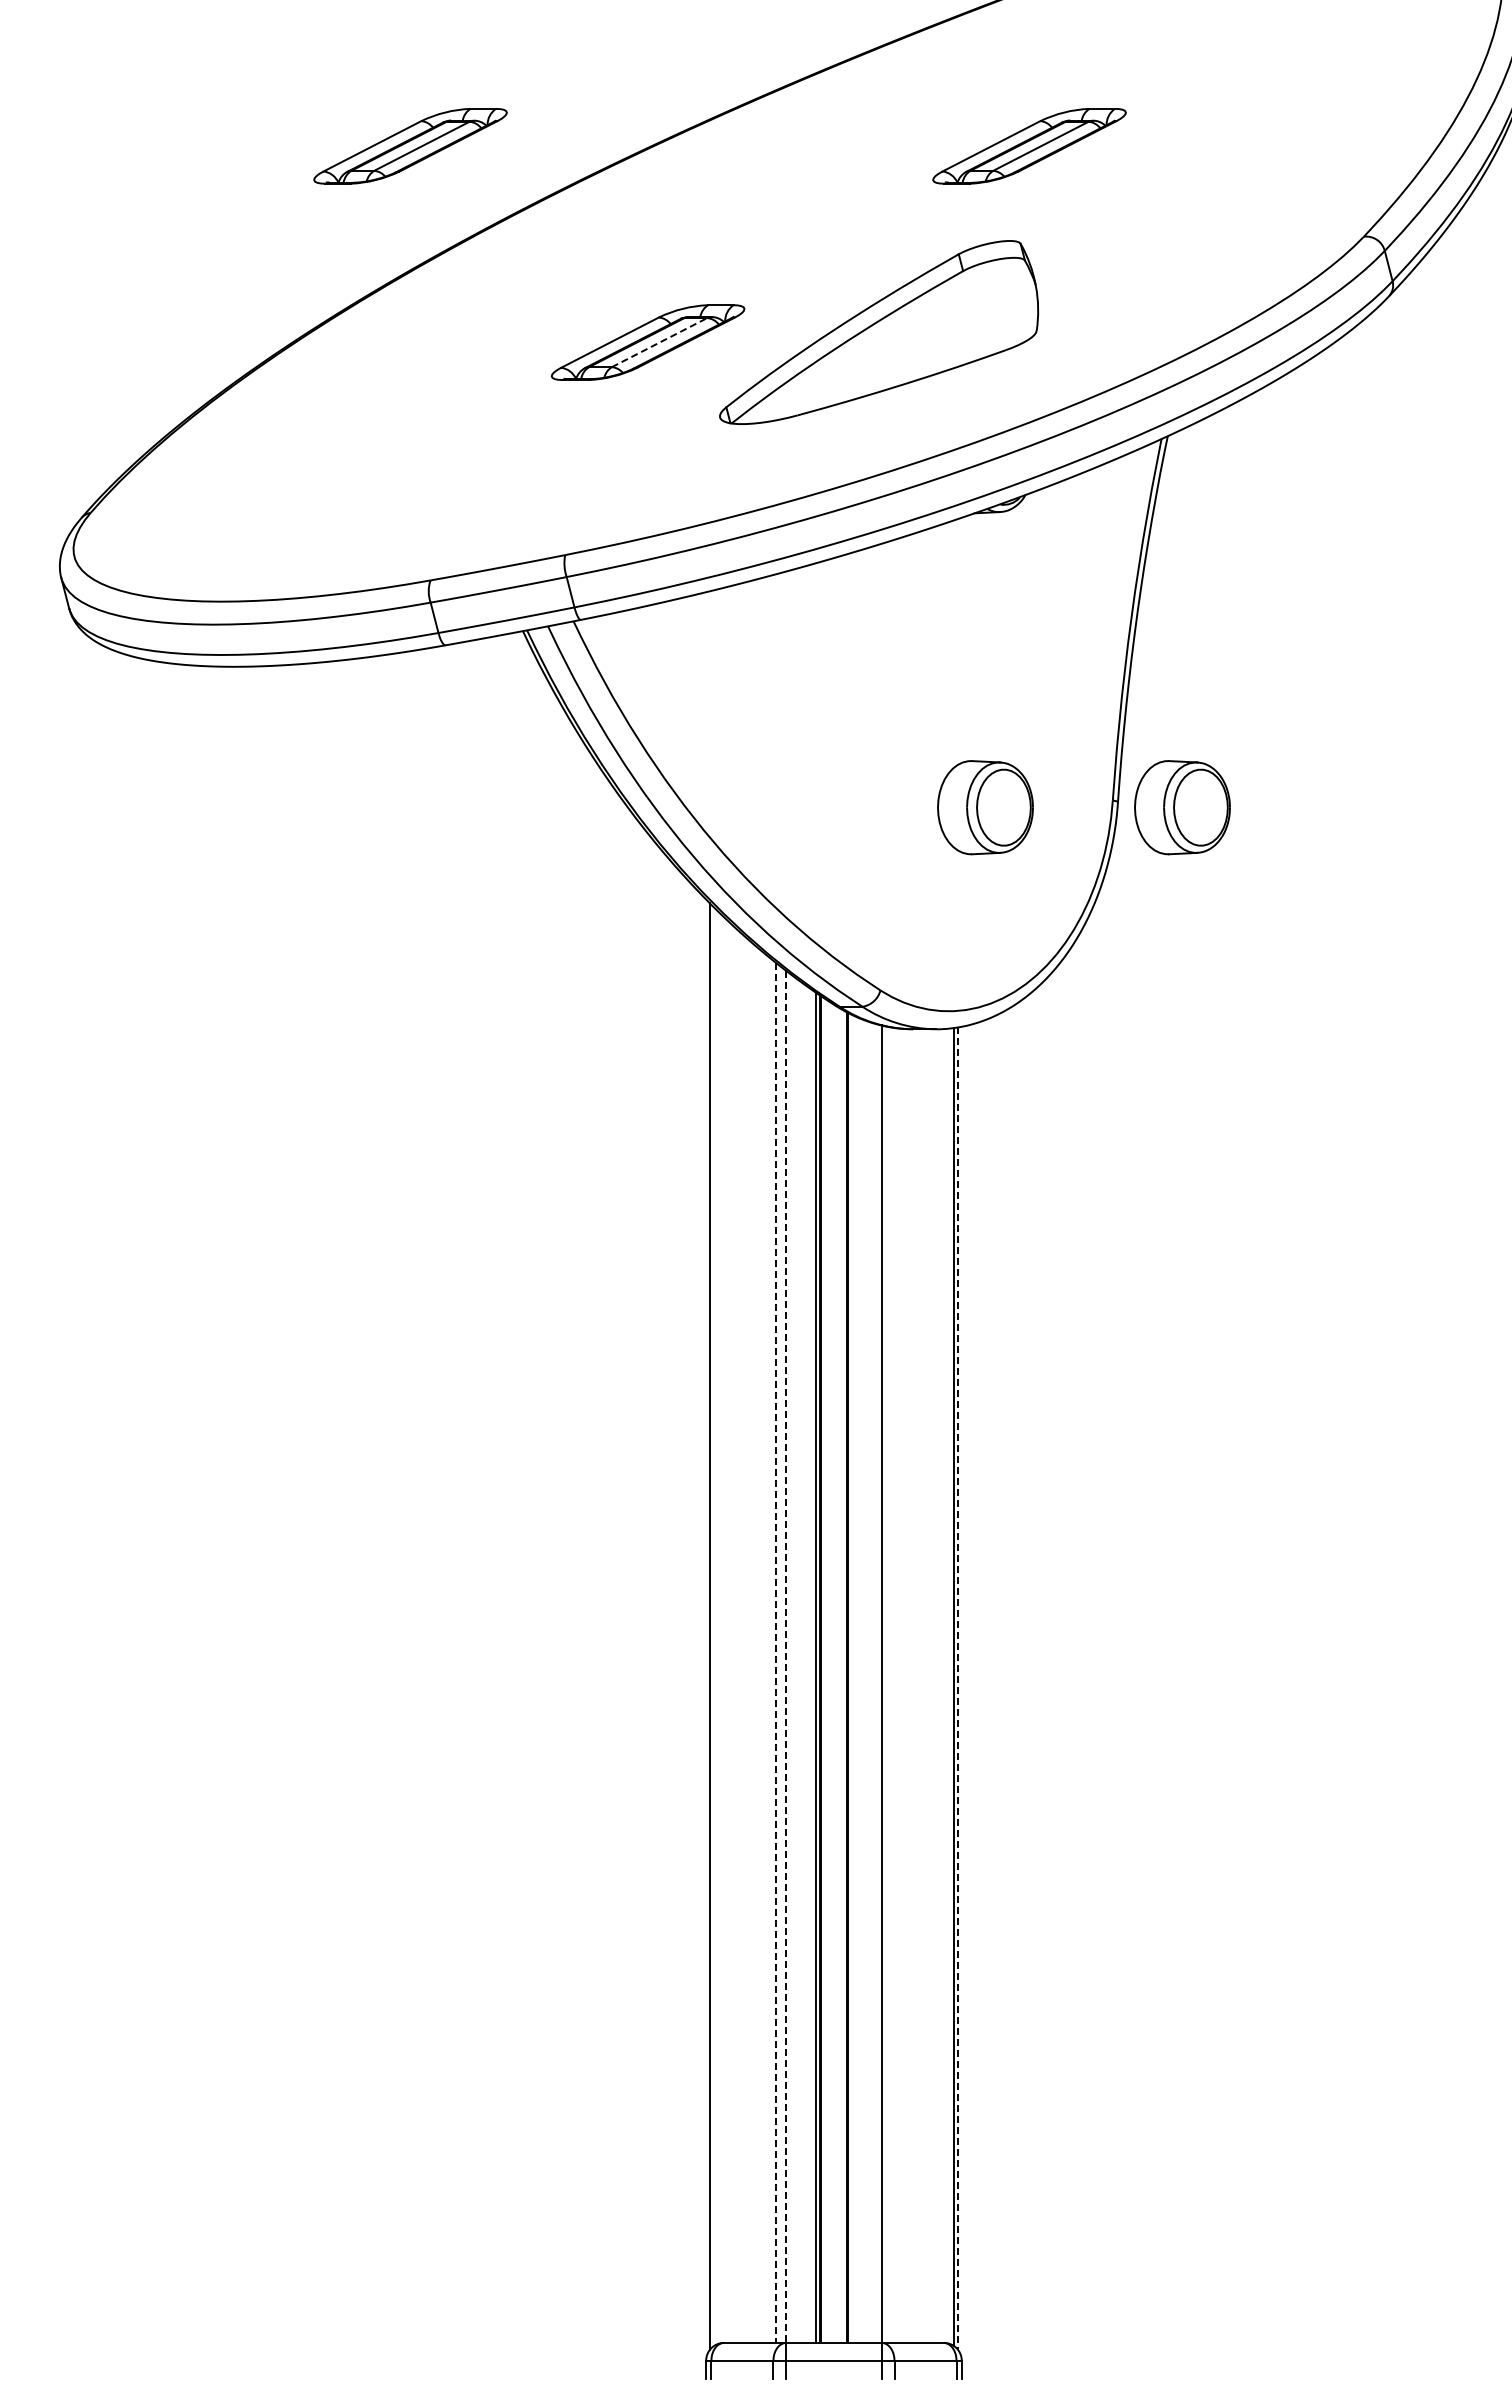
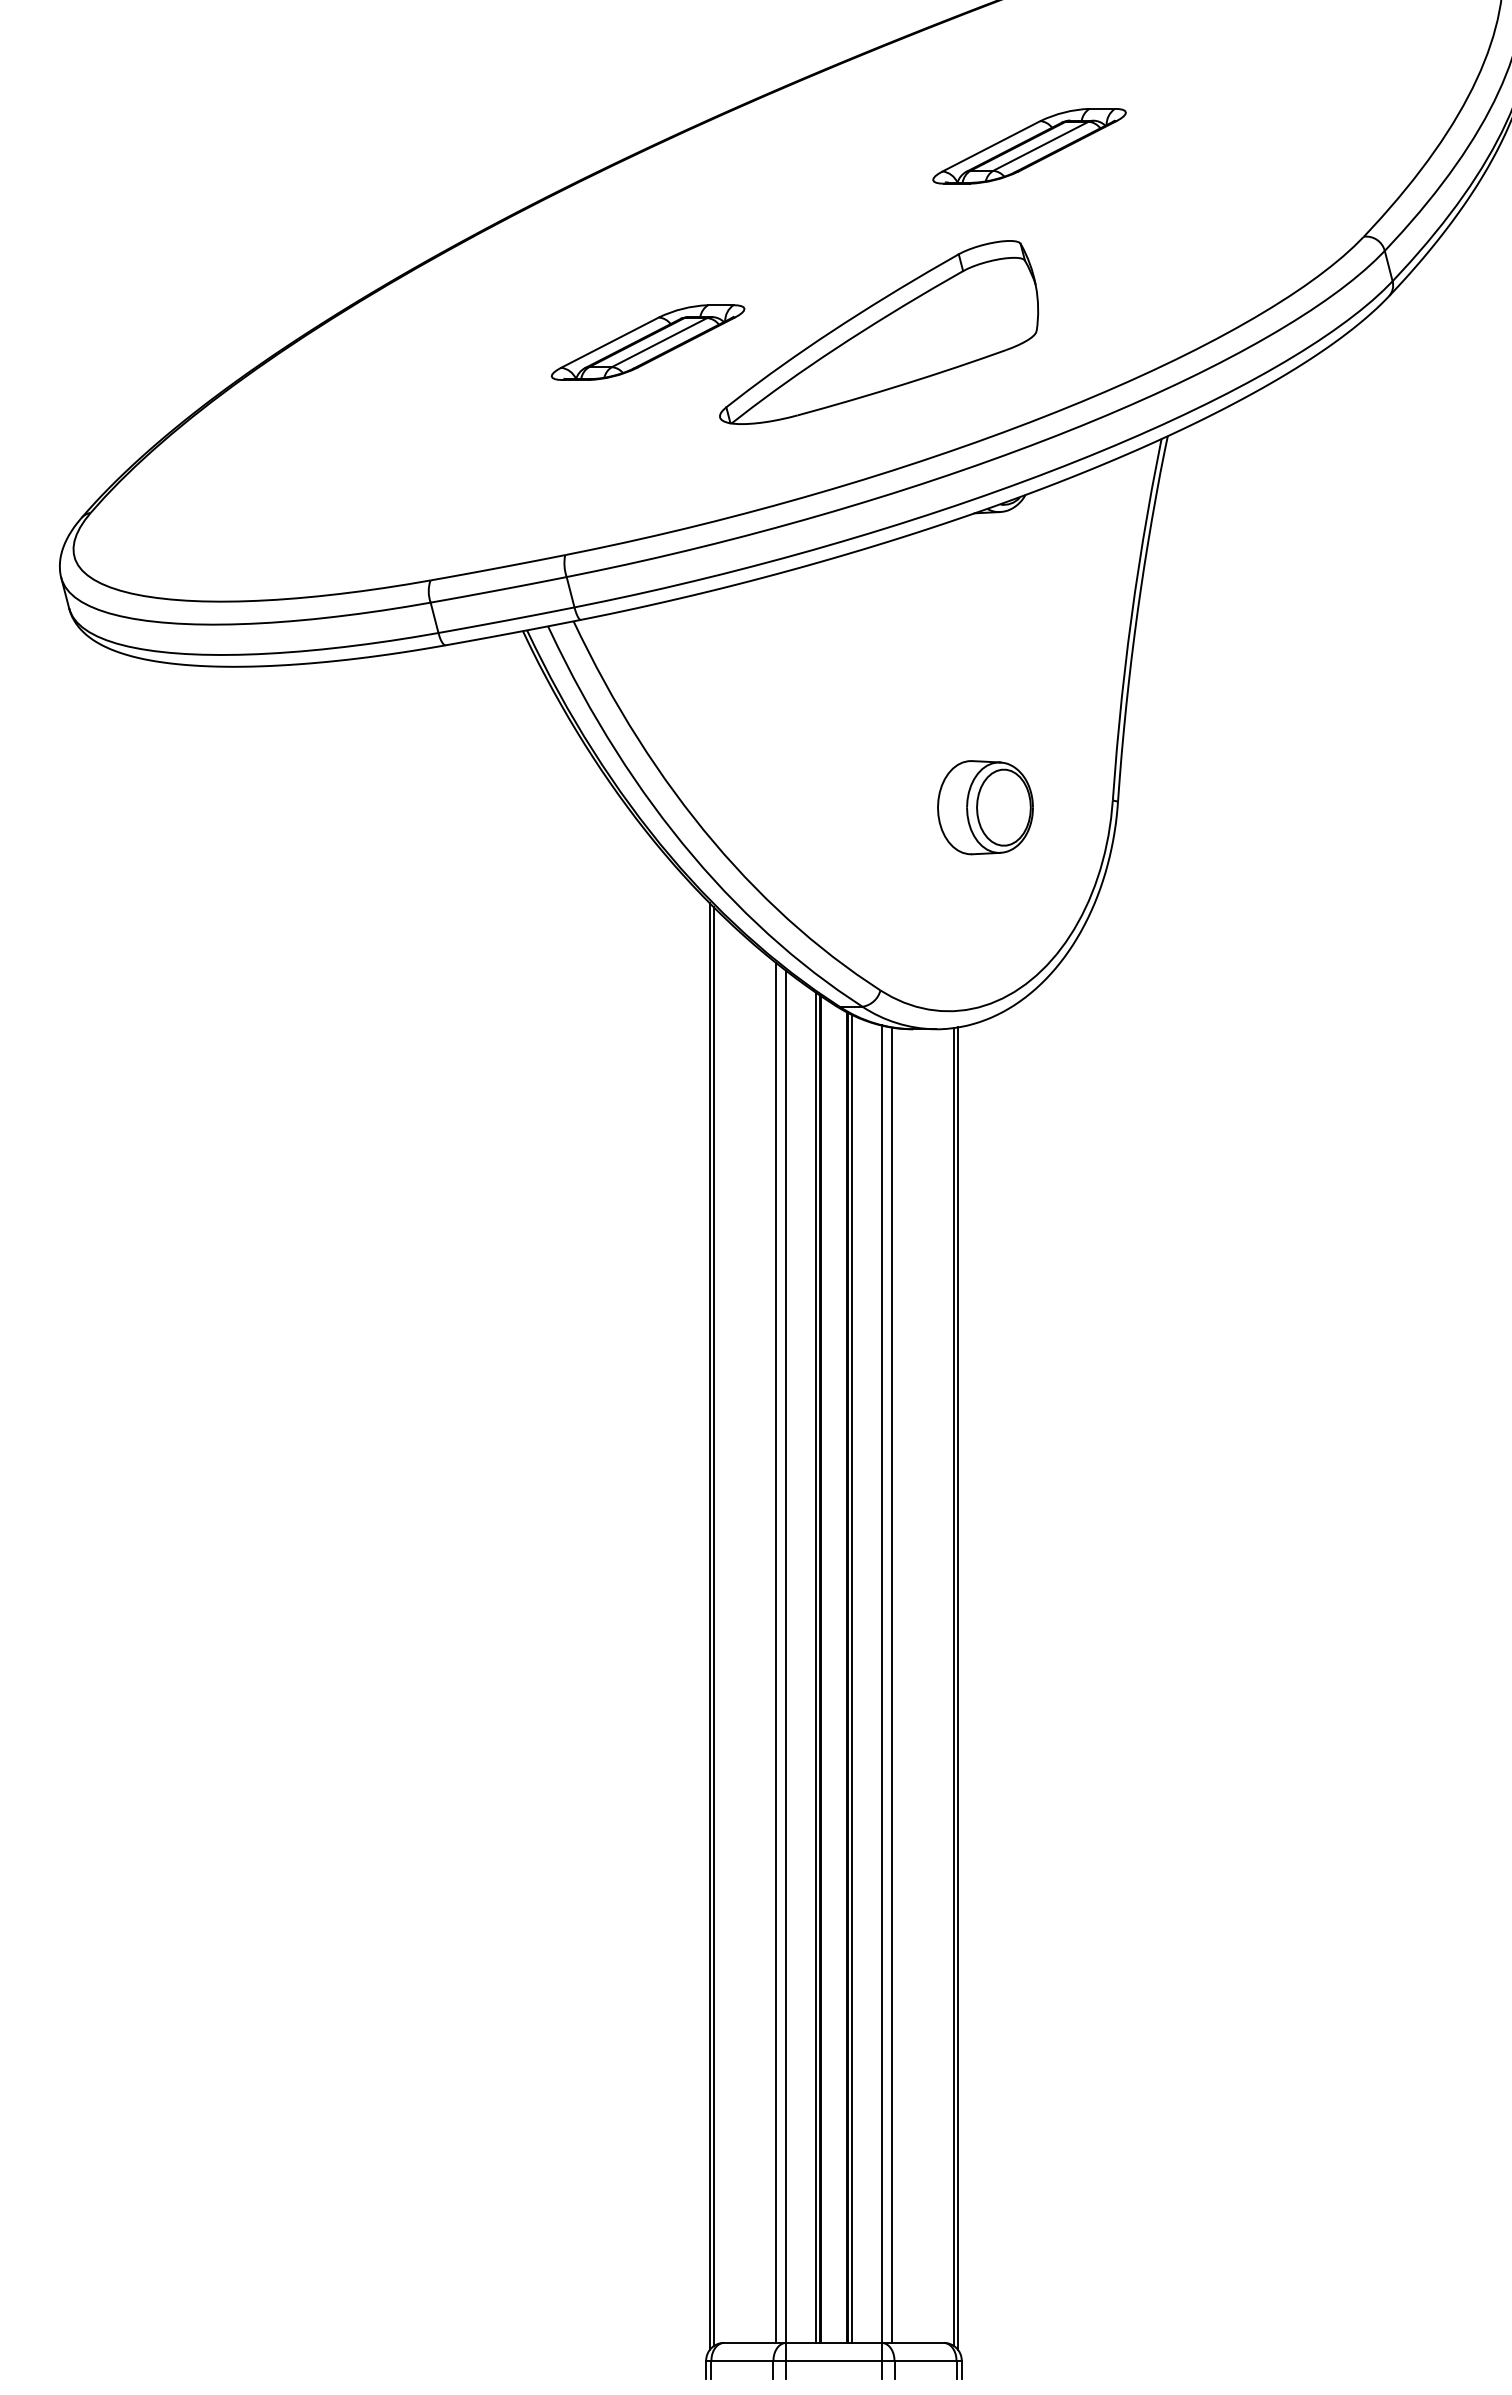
part: present -> none (410, 146)
line: dashed -> solid (659, 342)
part: present -> none (1182, 807)
line: none -> present (713, 1626)
line: dashed -> solid (775, 1653)
line: dashed -> solid (786, 1657)
line: none -> present (851, 1678)
line: none -> present (891, 1684)
line: dashed -> solid (958, 1689)
